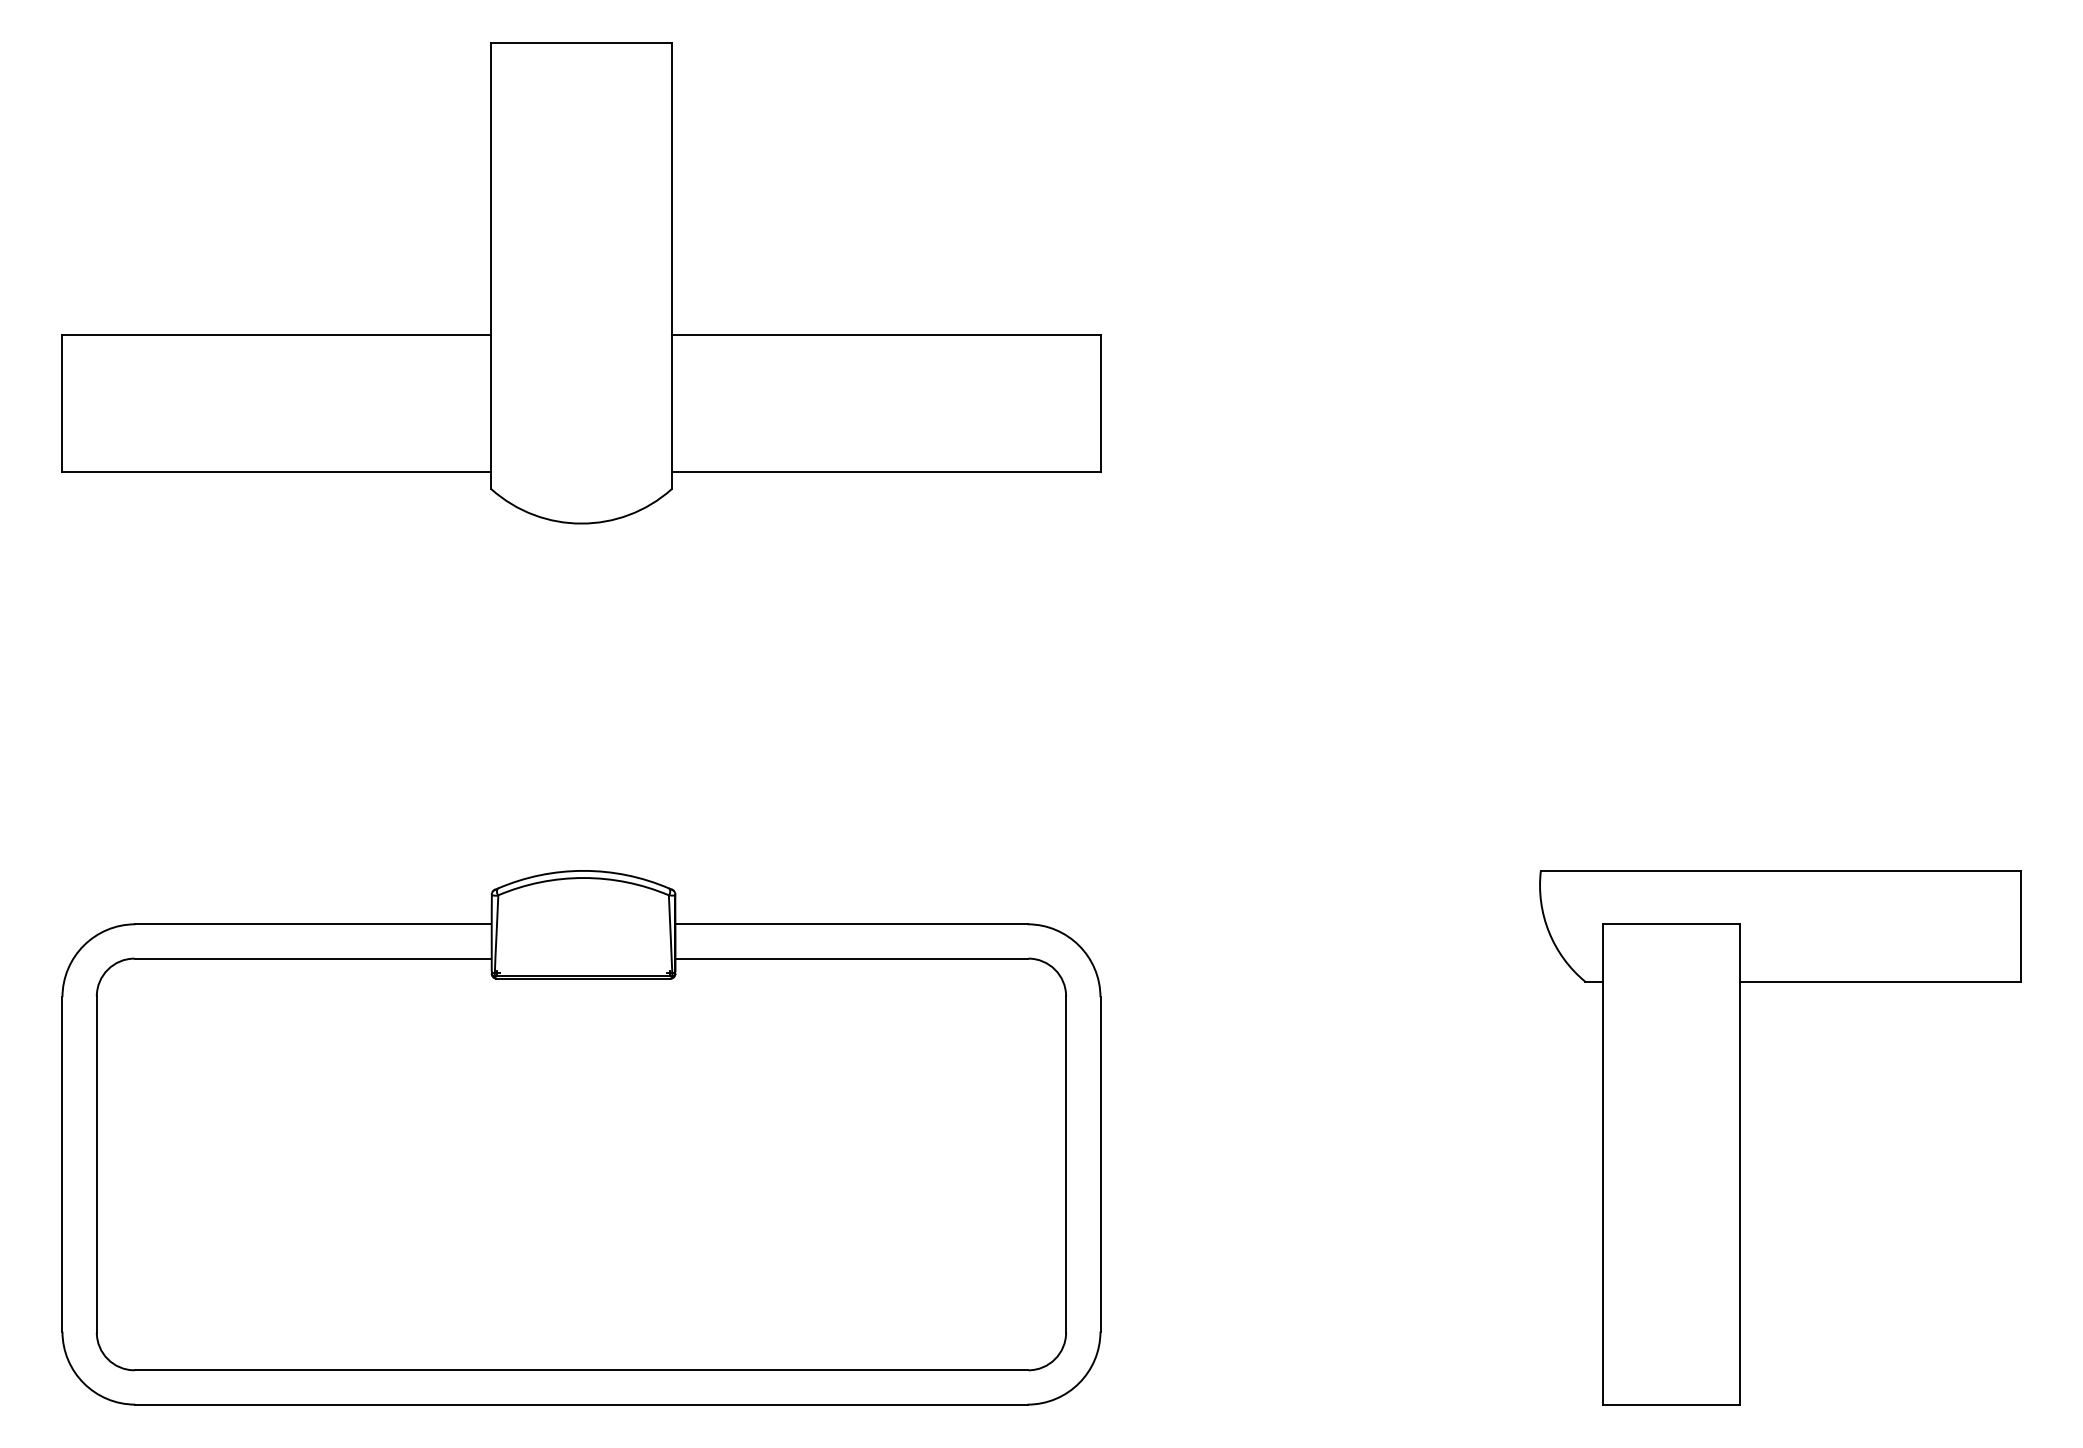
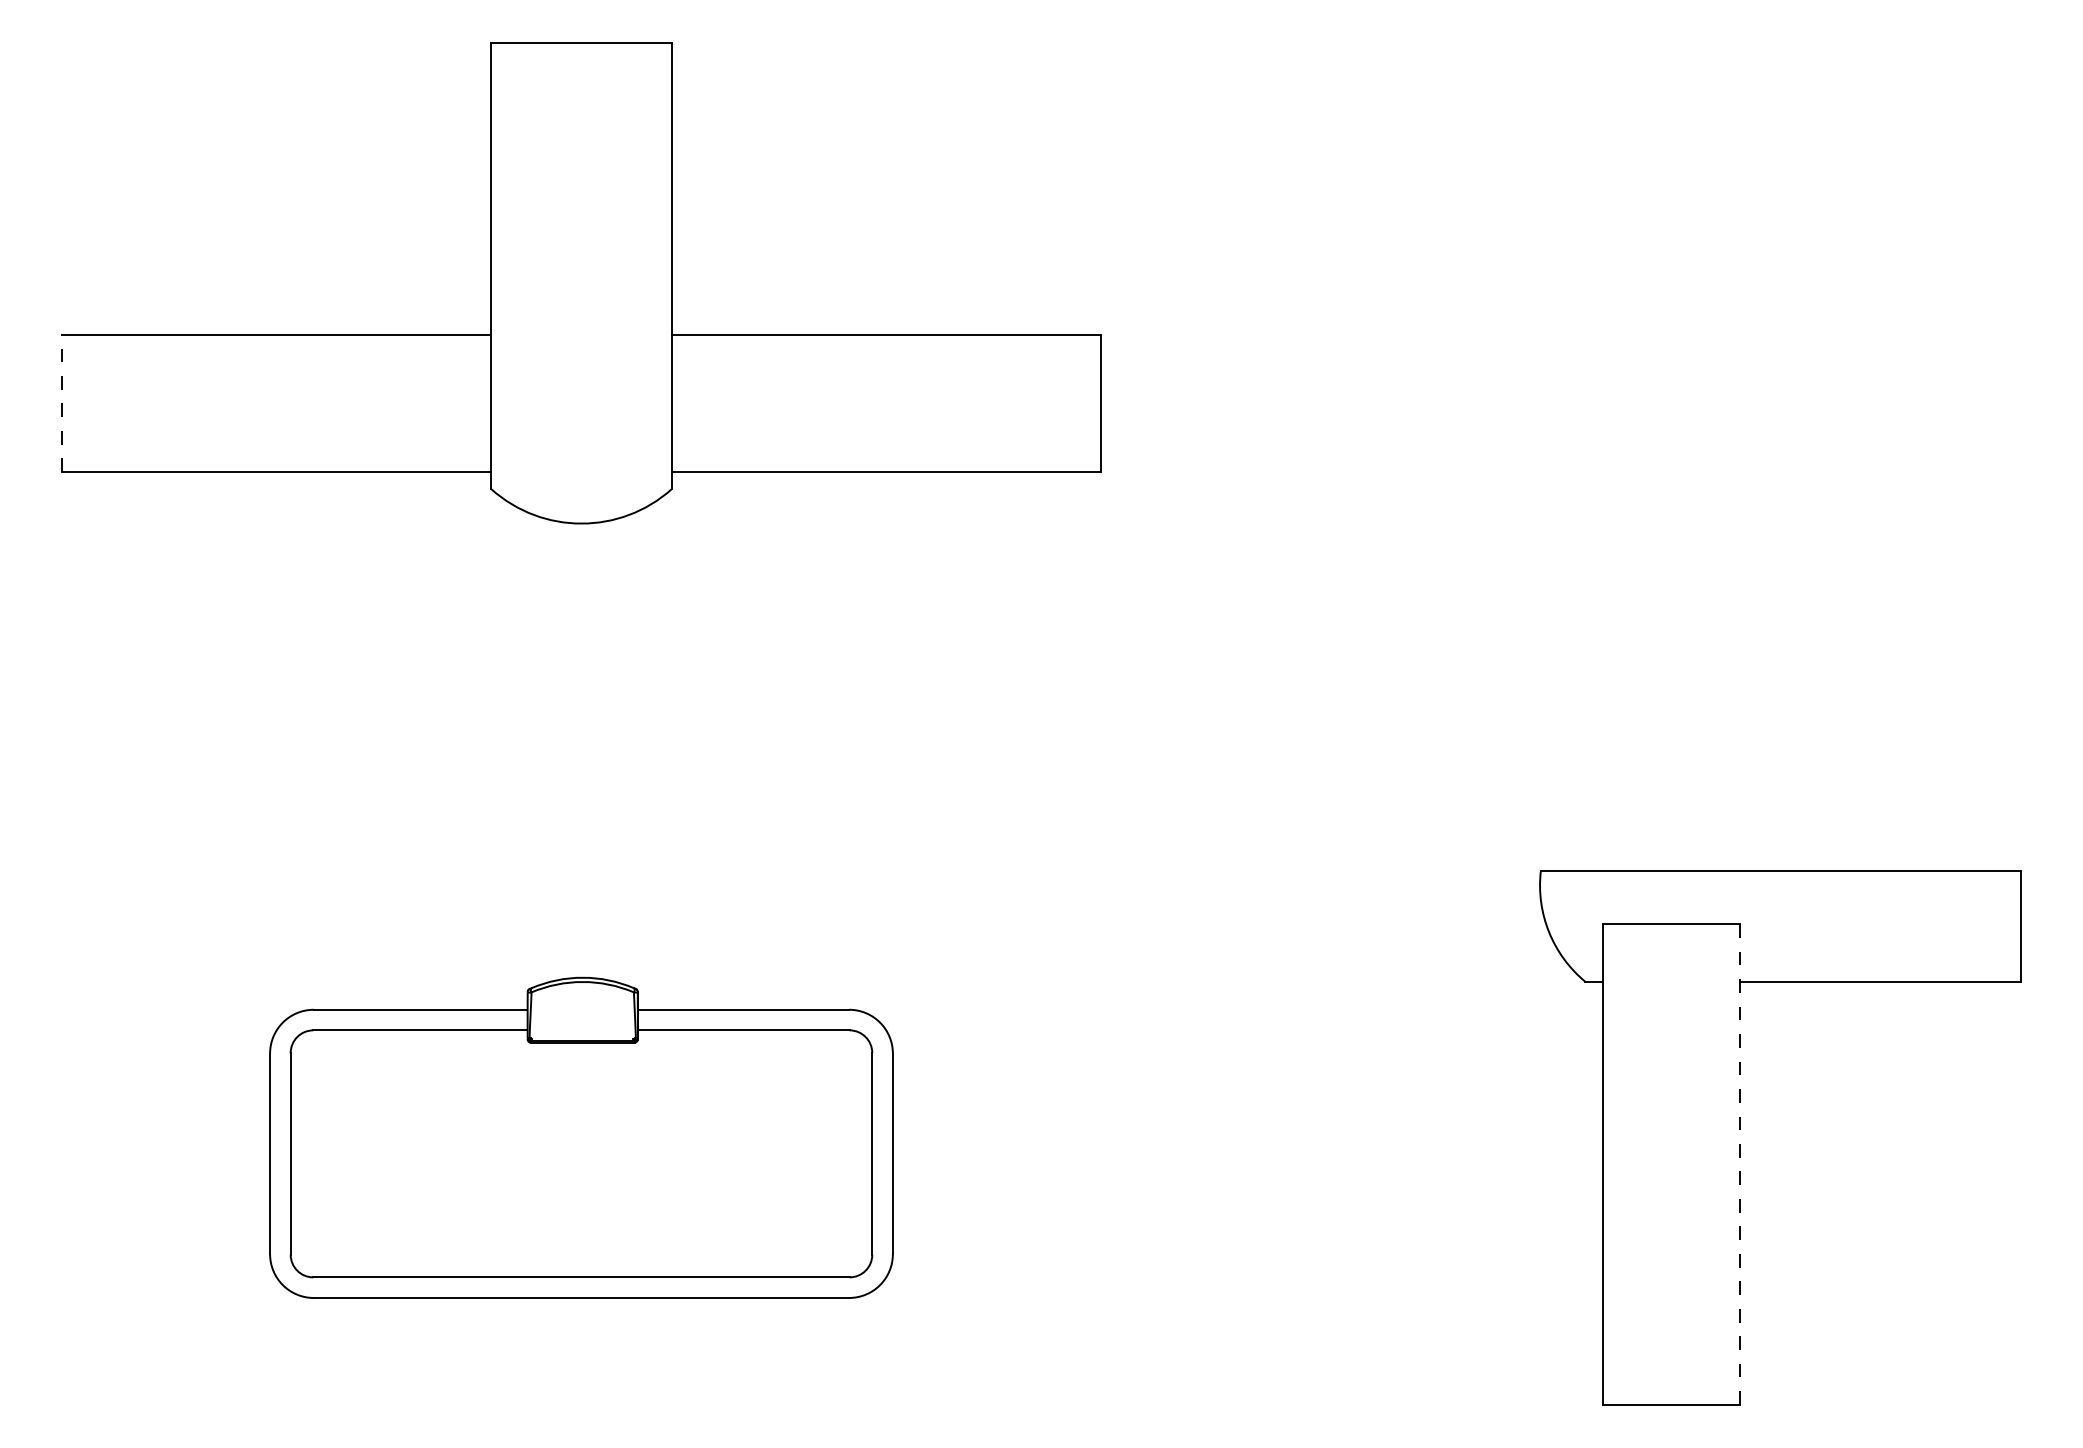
line: solid -> dashed (62, 403)
part size: 1041x536 px -> 625x323 px (581, 1137)
line: solid -> dashed (1739, 1165)
